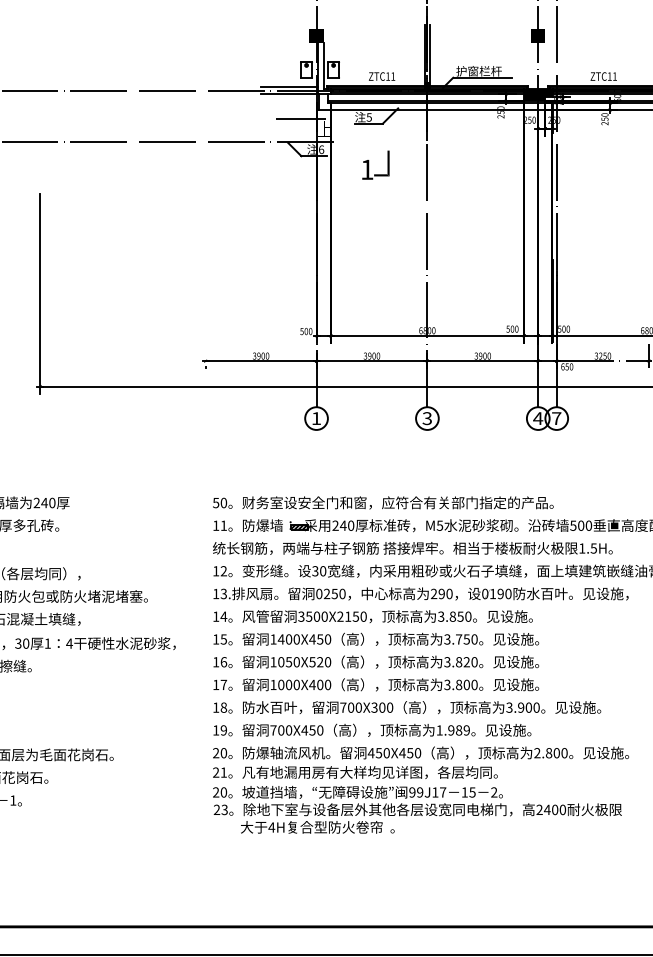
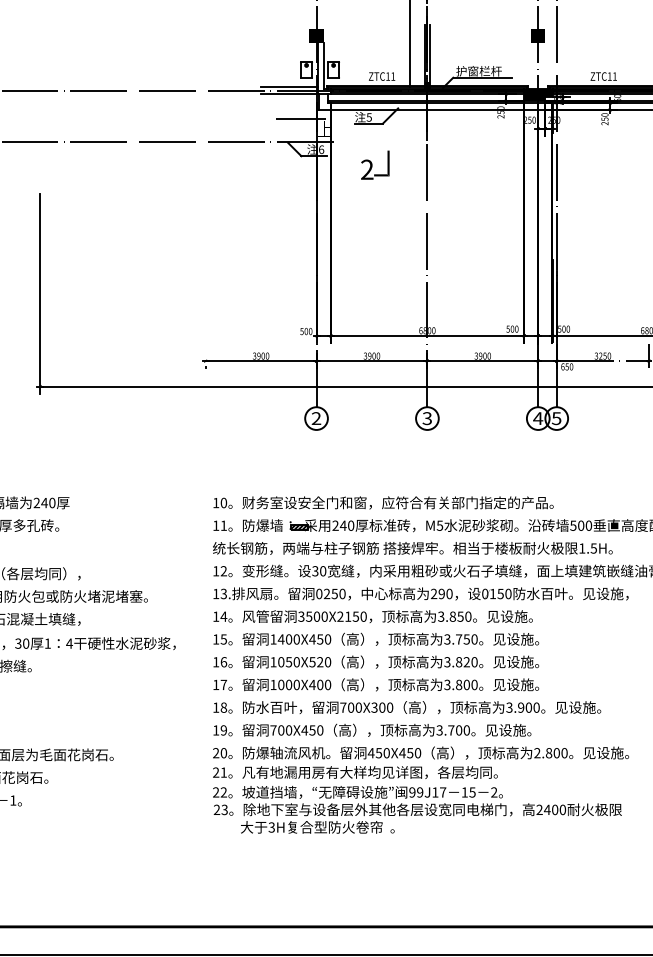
line: none -> present (410, 44)
text: 1 -> 2 (367, 169)
text: 1 -> 2 (316, 418)
text: 7 -> 5 (556, 418)
text: 50 -> 10 (216, 503)
text: 0190 -> 0150 (500, 593)
text: 1.989 -> 3.700 (452, 730)
text: 20 -> 22 (223, 792)
text: 4H -> 3H (271, 827)
